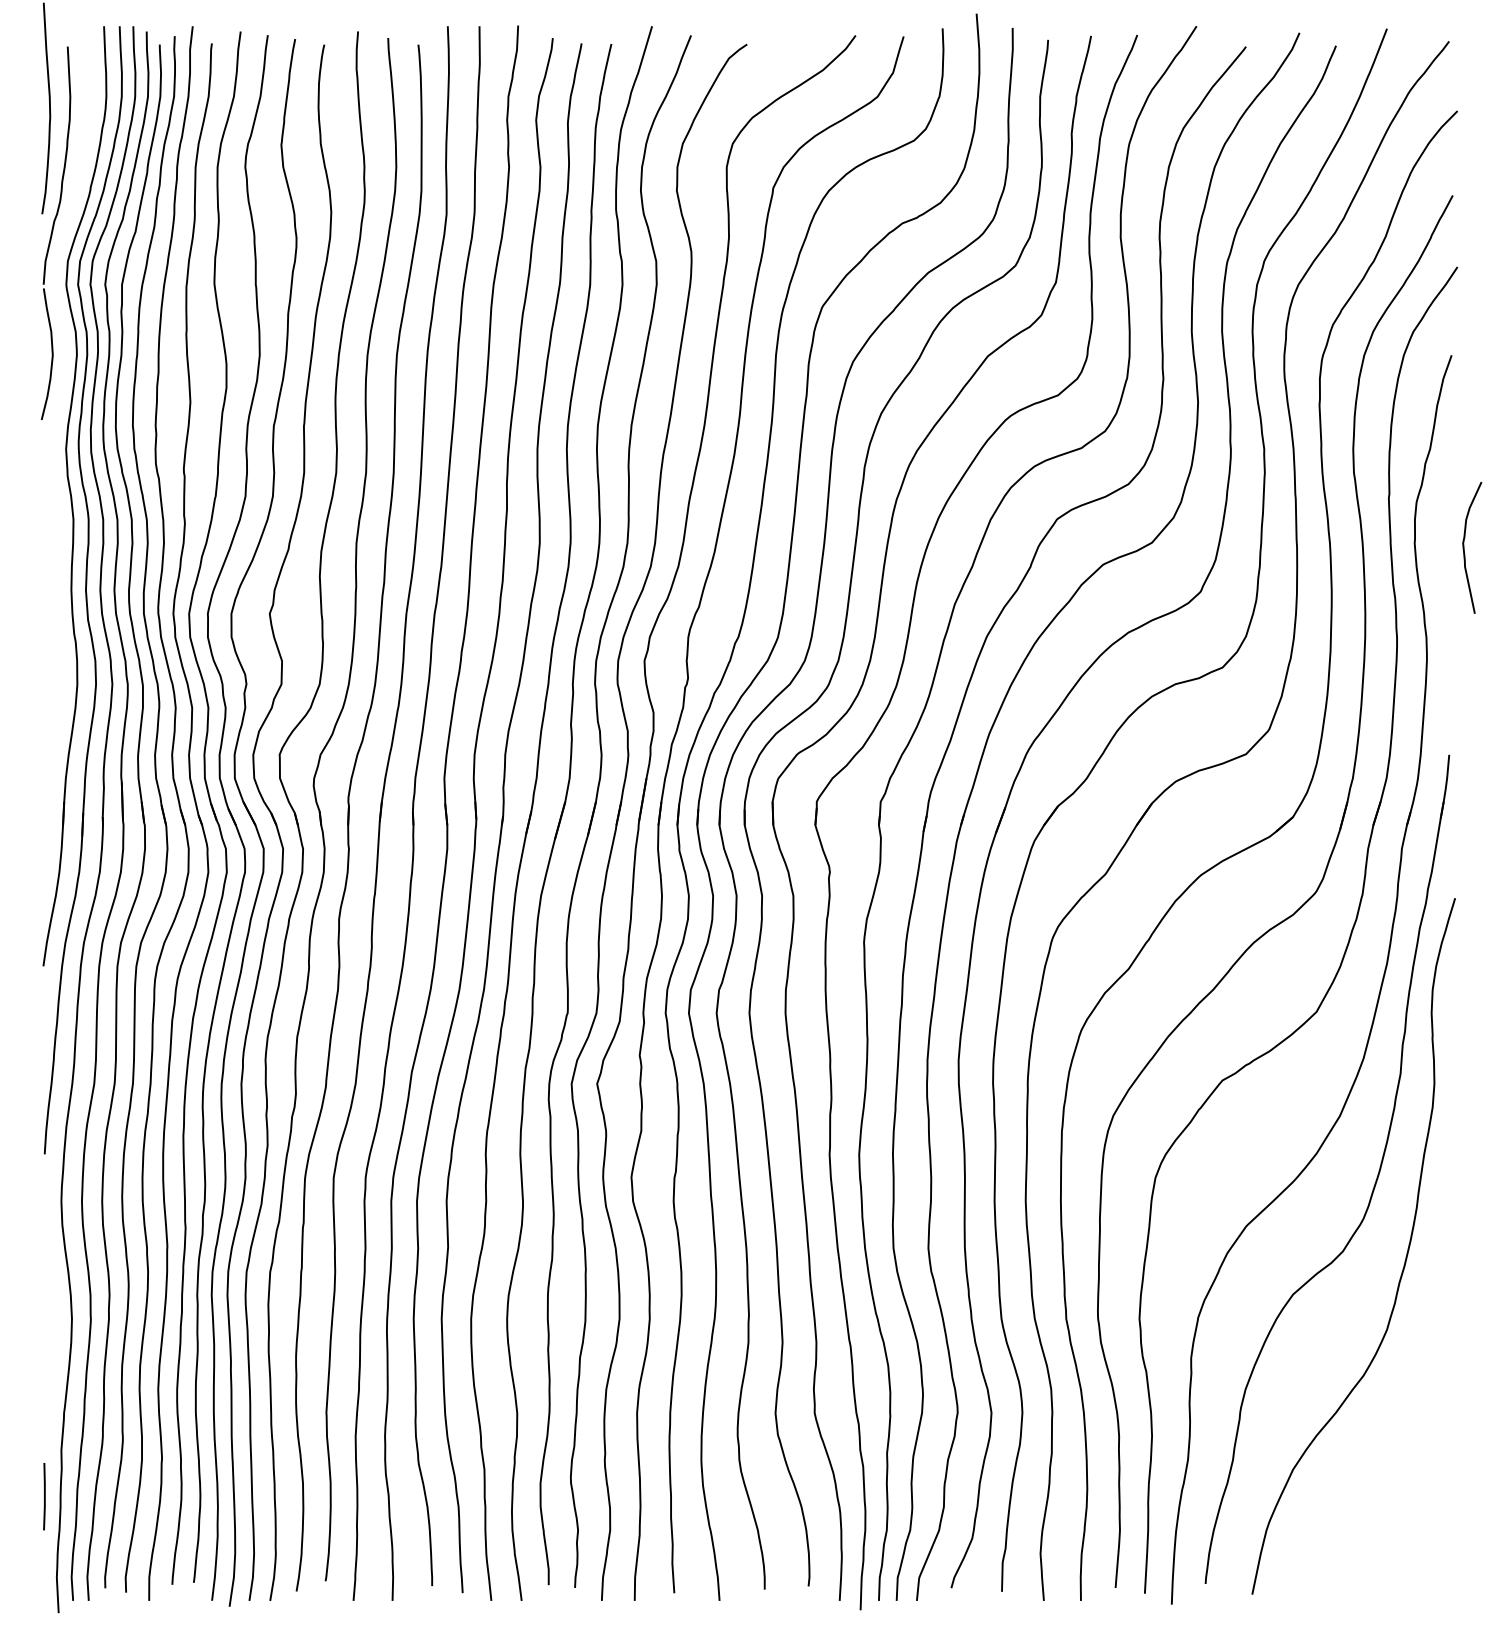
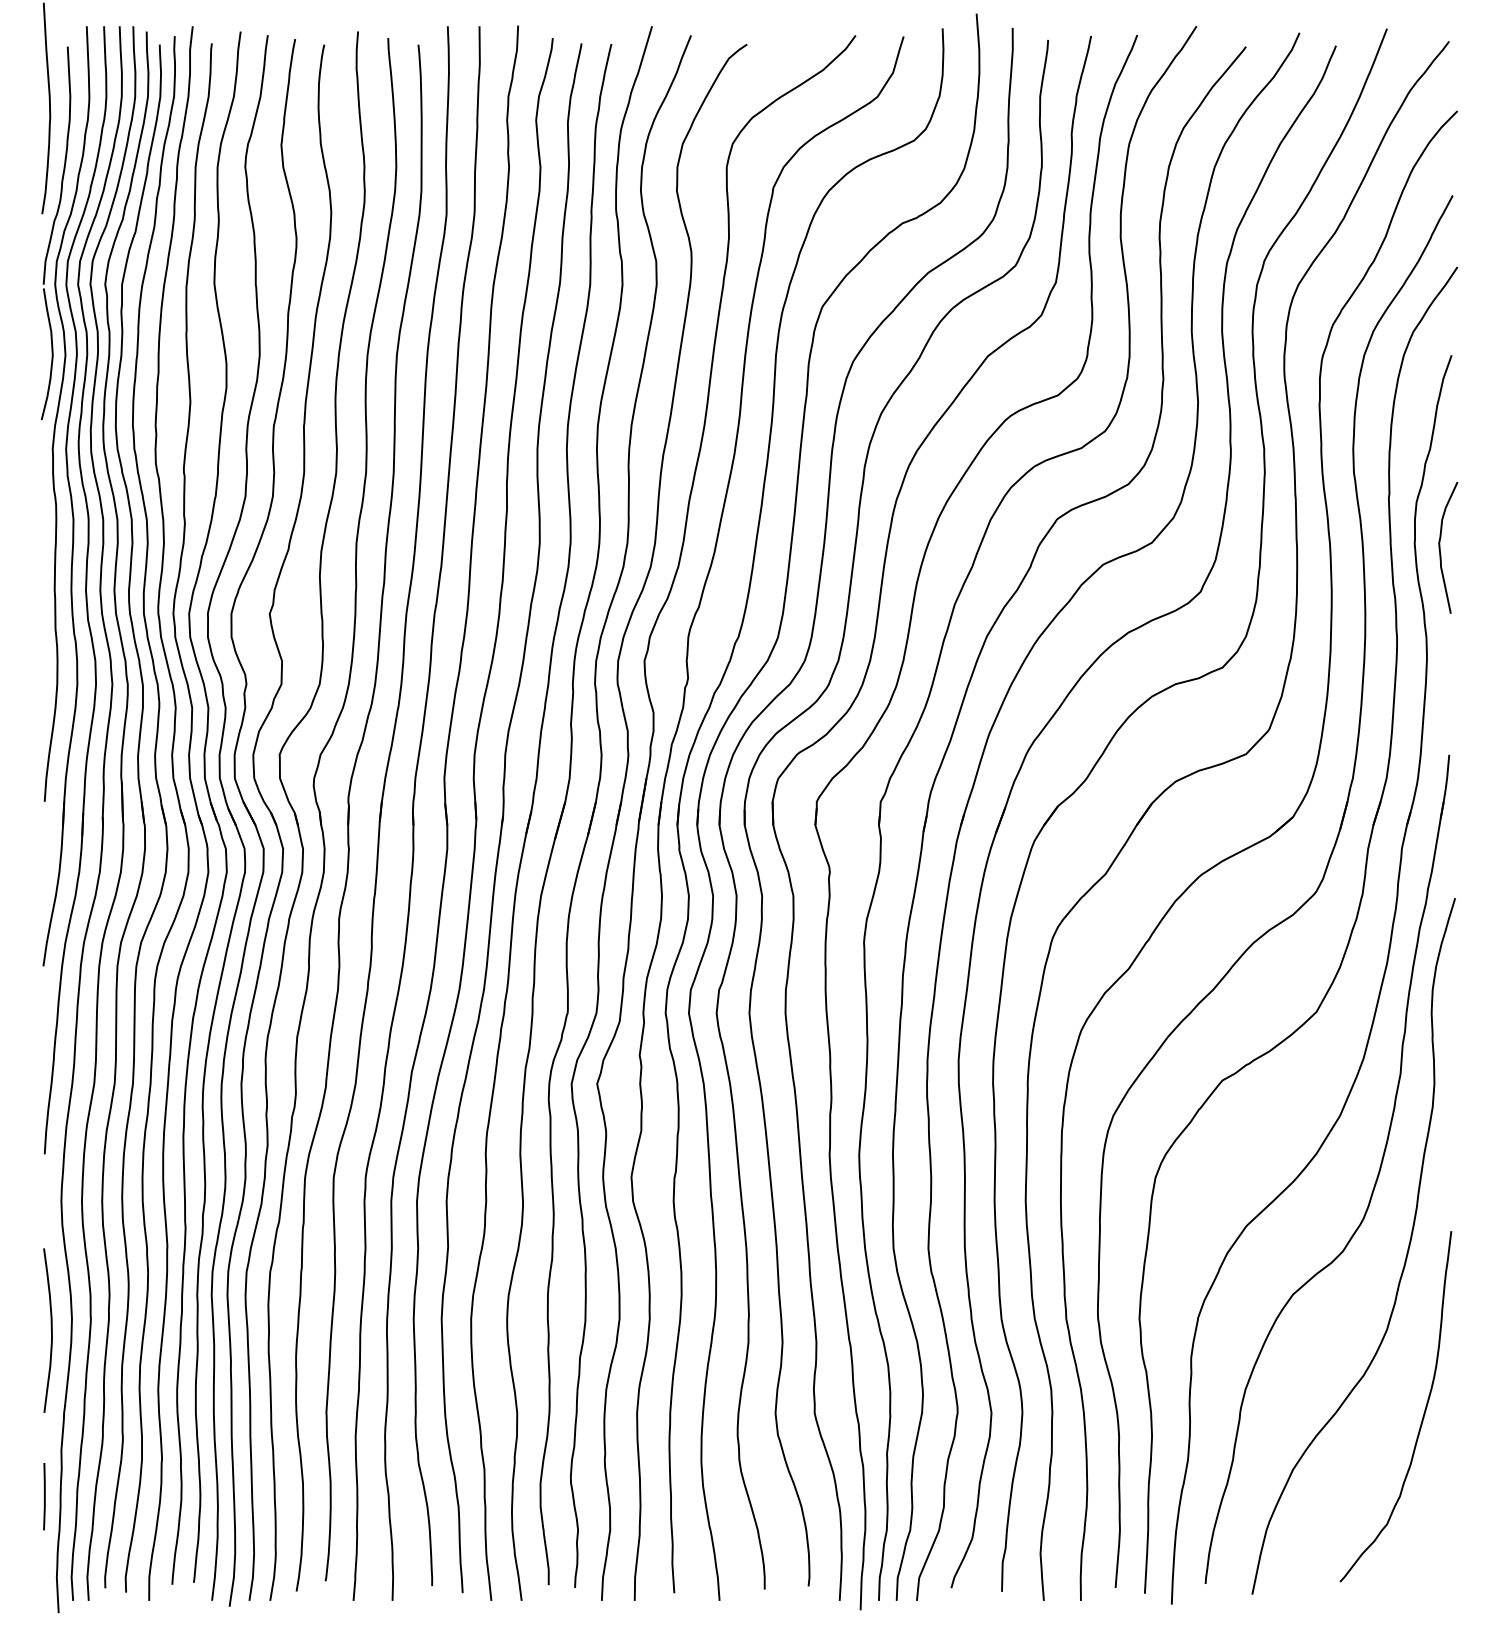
curve: none -> present (58, 413)
curve position: (1464, 547) -> (1440, 547) (1440, 547)
curve: none -> present (51, 1330)
curve: none -> present (1422, 1416)
